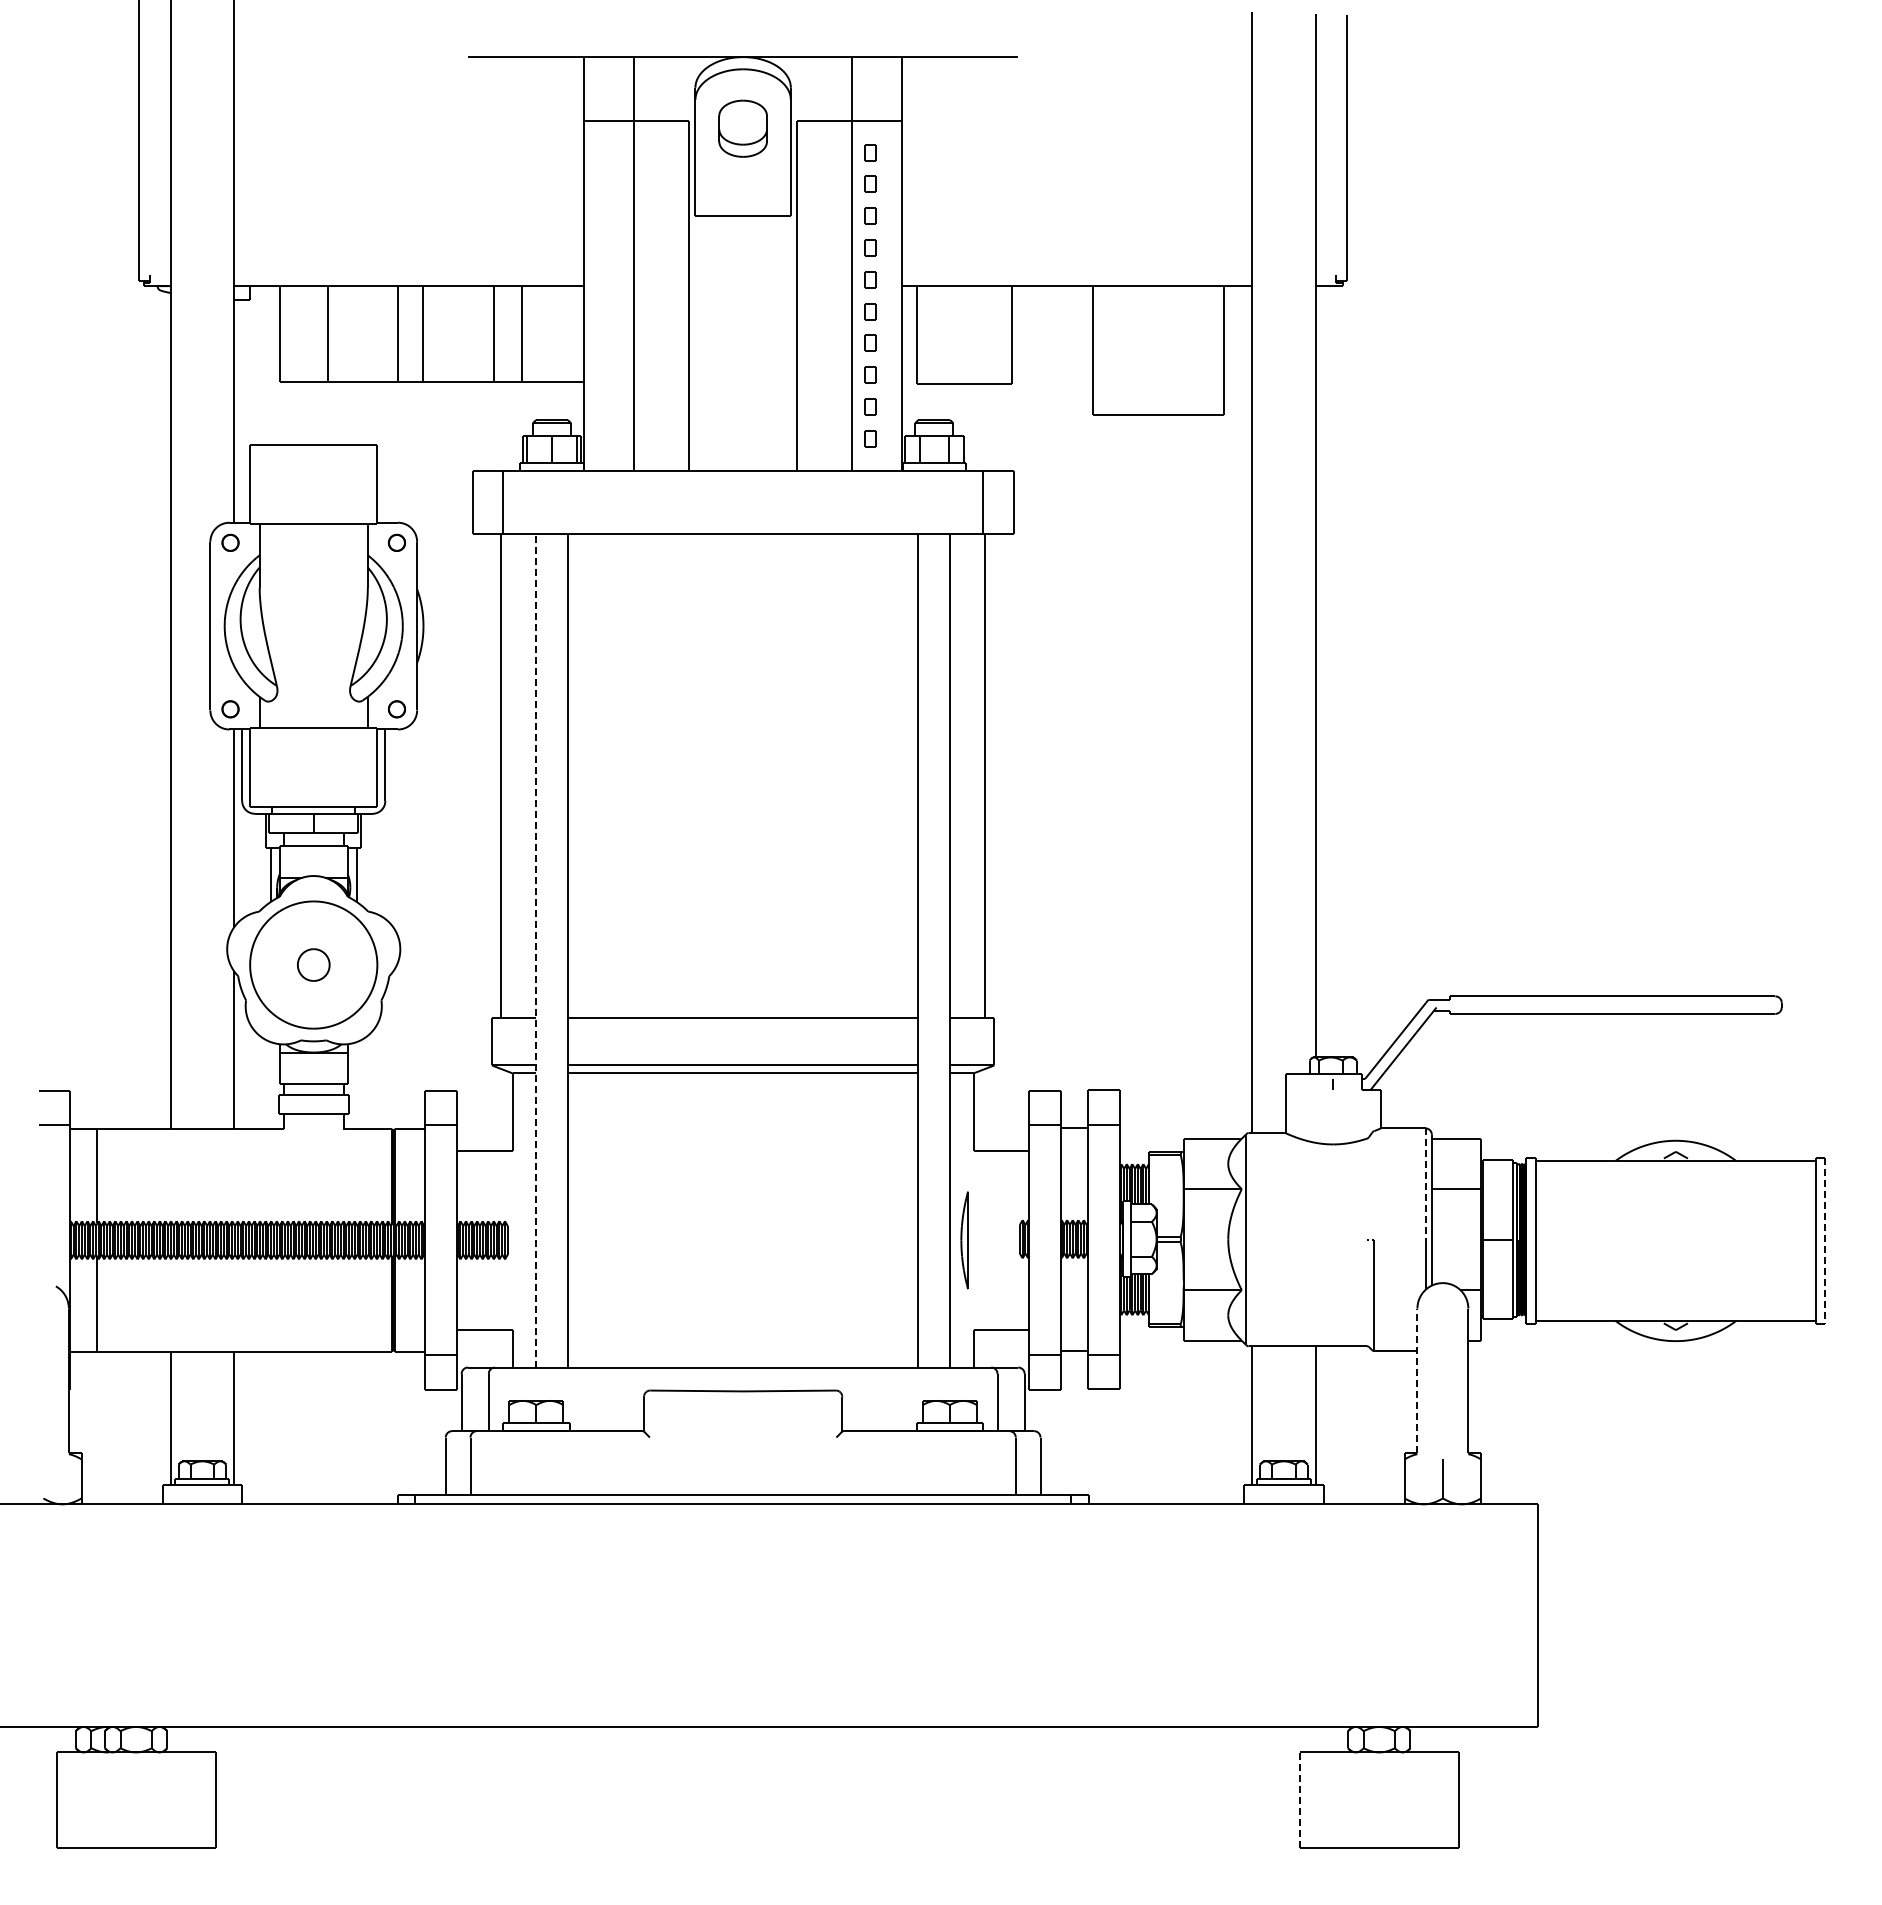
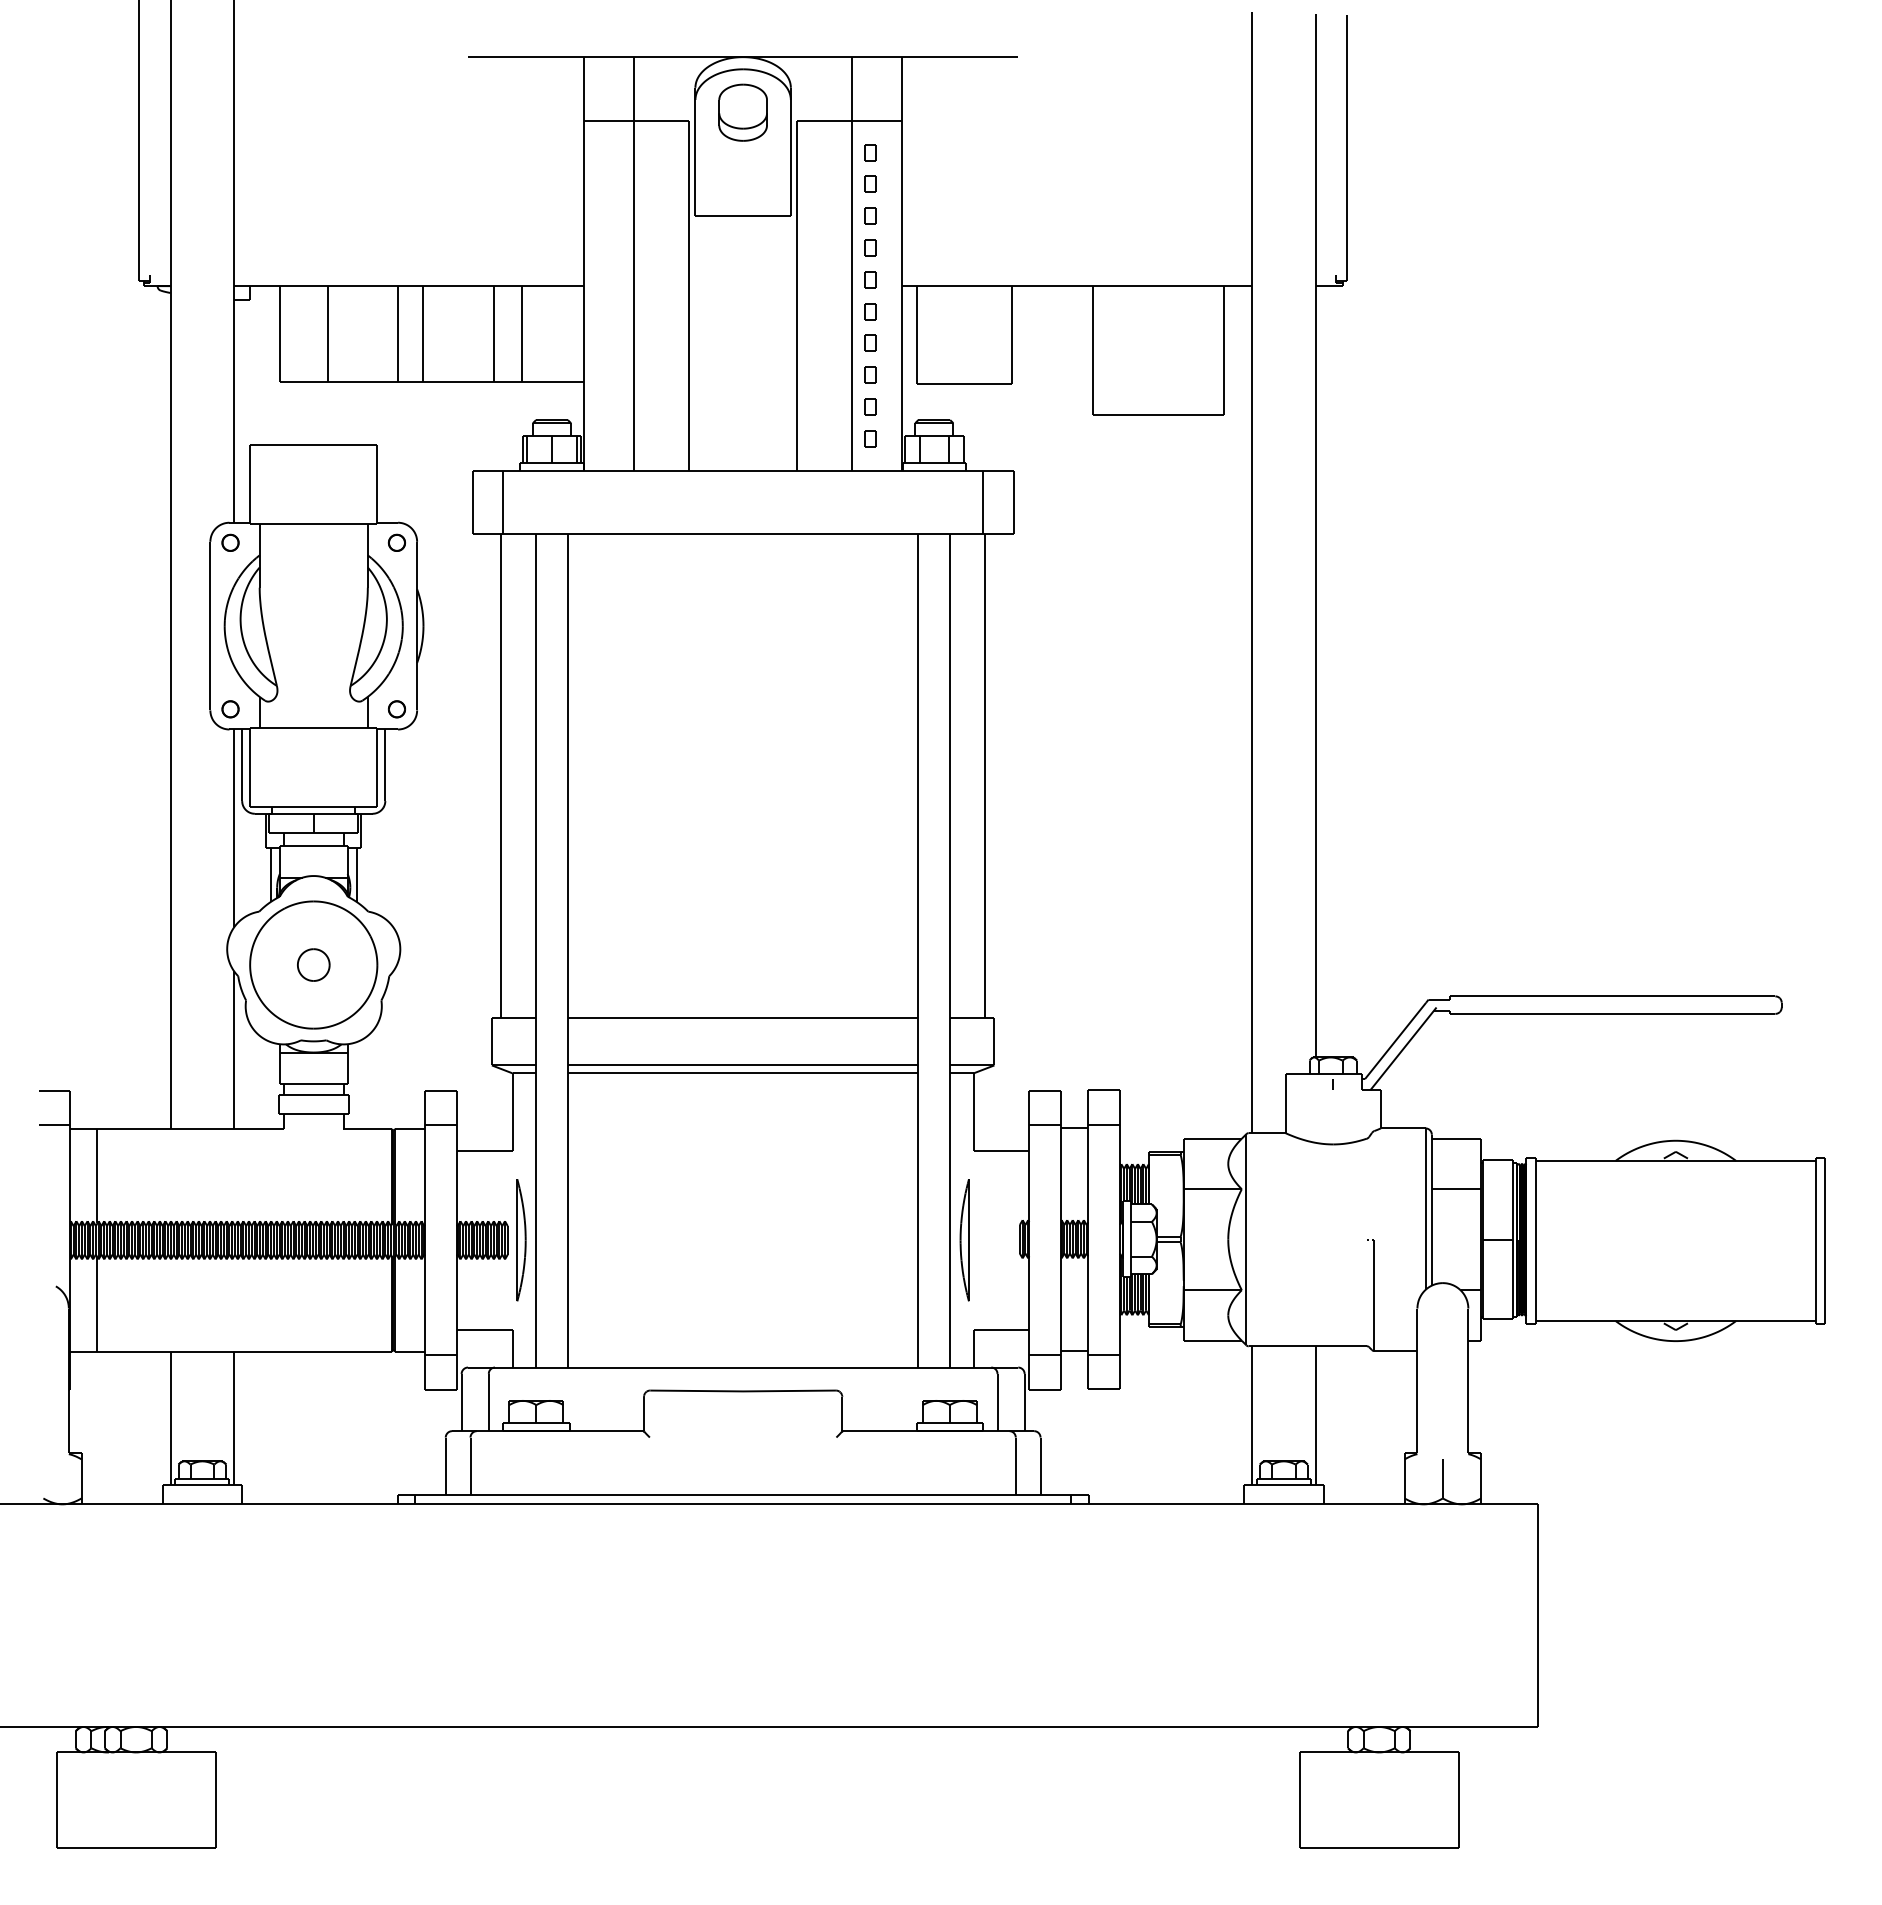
part position: (742, 128) -> (742, 112) (742, 112)
line: dashed -> solid (536, 950)
line: dashed -> solid (1425, 1184)
part: none -> present (521, 1240)
part size: 9x99 px -> 11x123 px (964, 1240)
line: dashed -> solid (1825, 1241)
line: dashed -> solid (1417, 1380)
line: dashed -> solid (1299, 1800)
